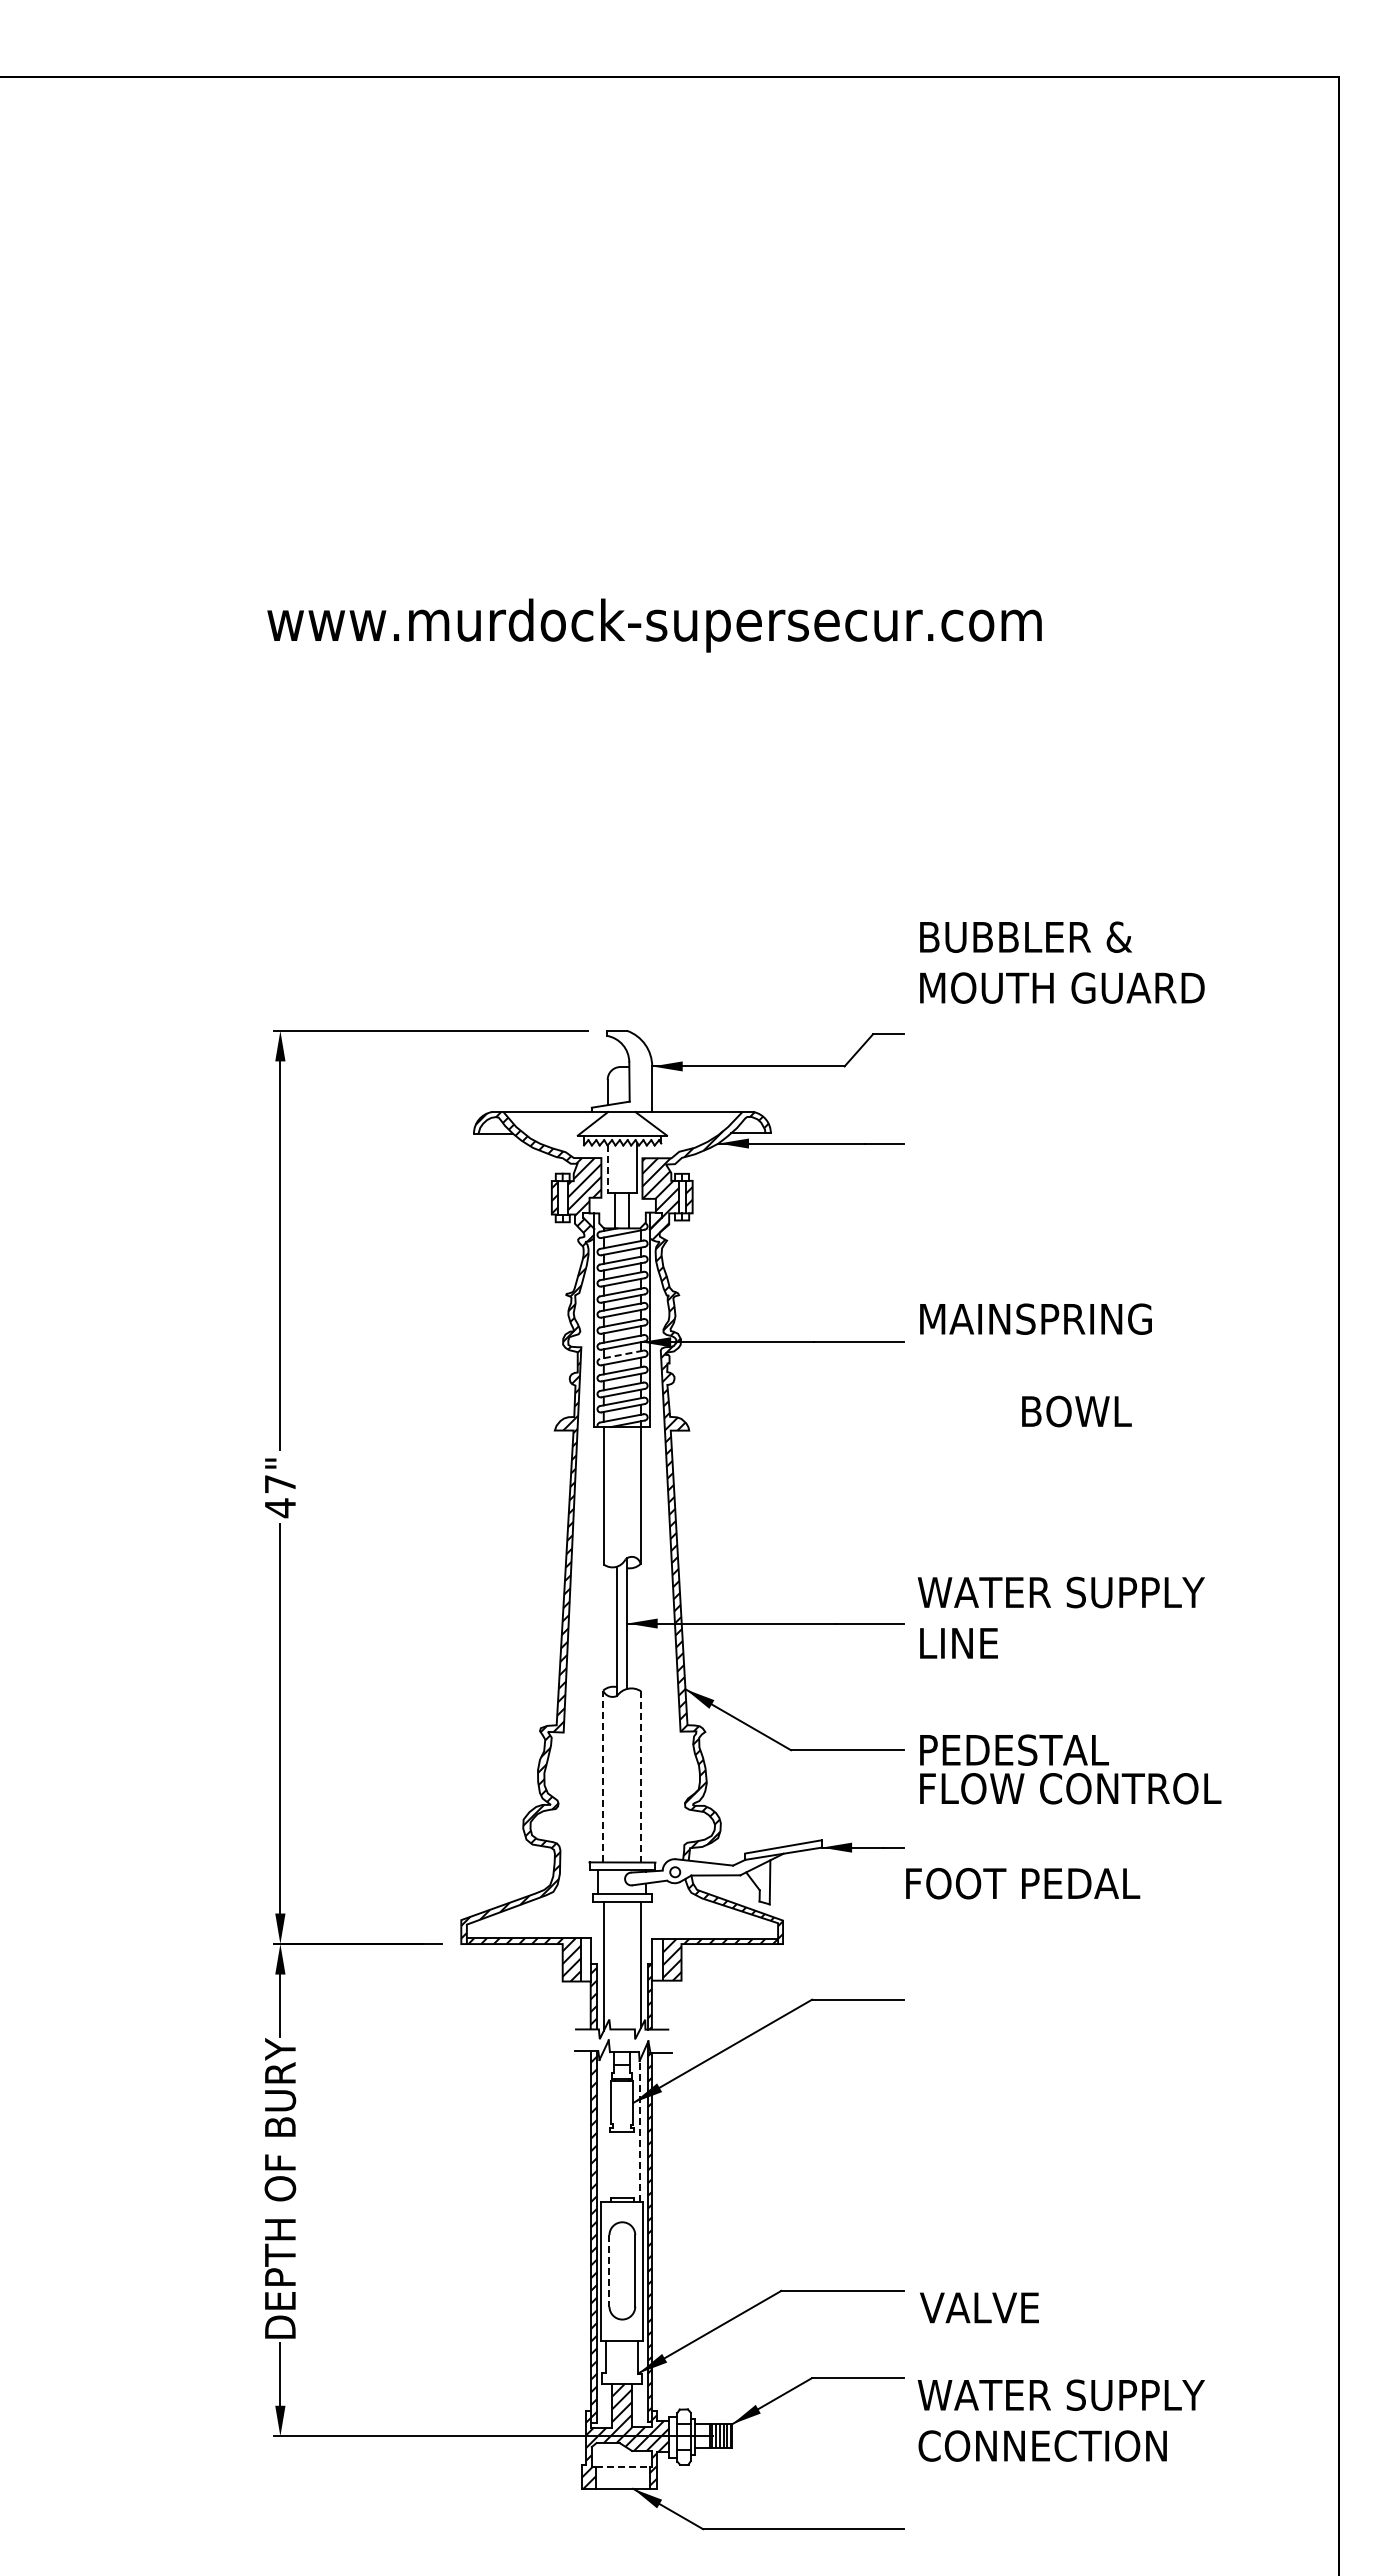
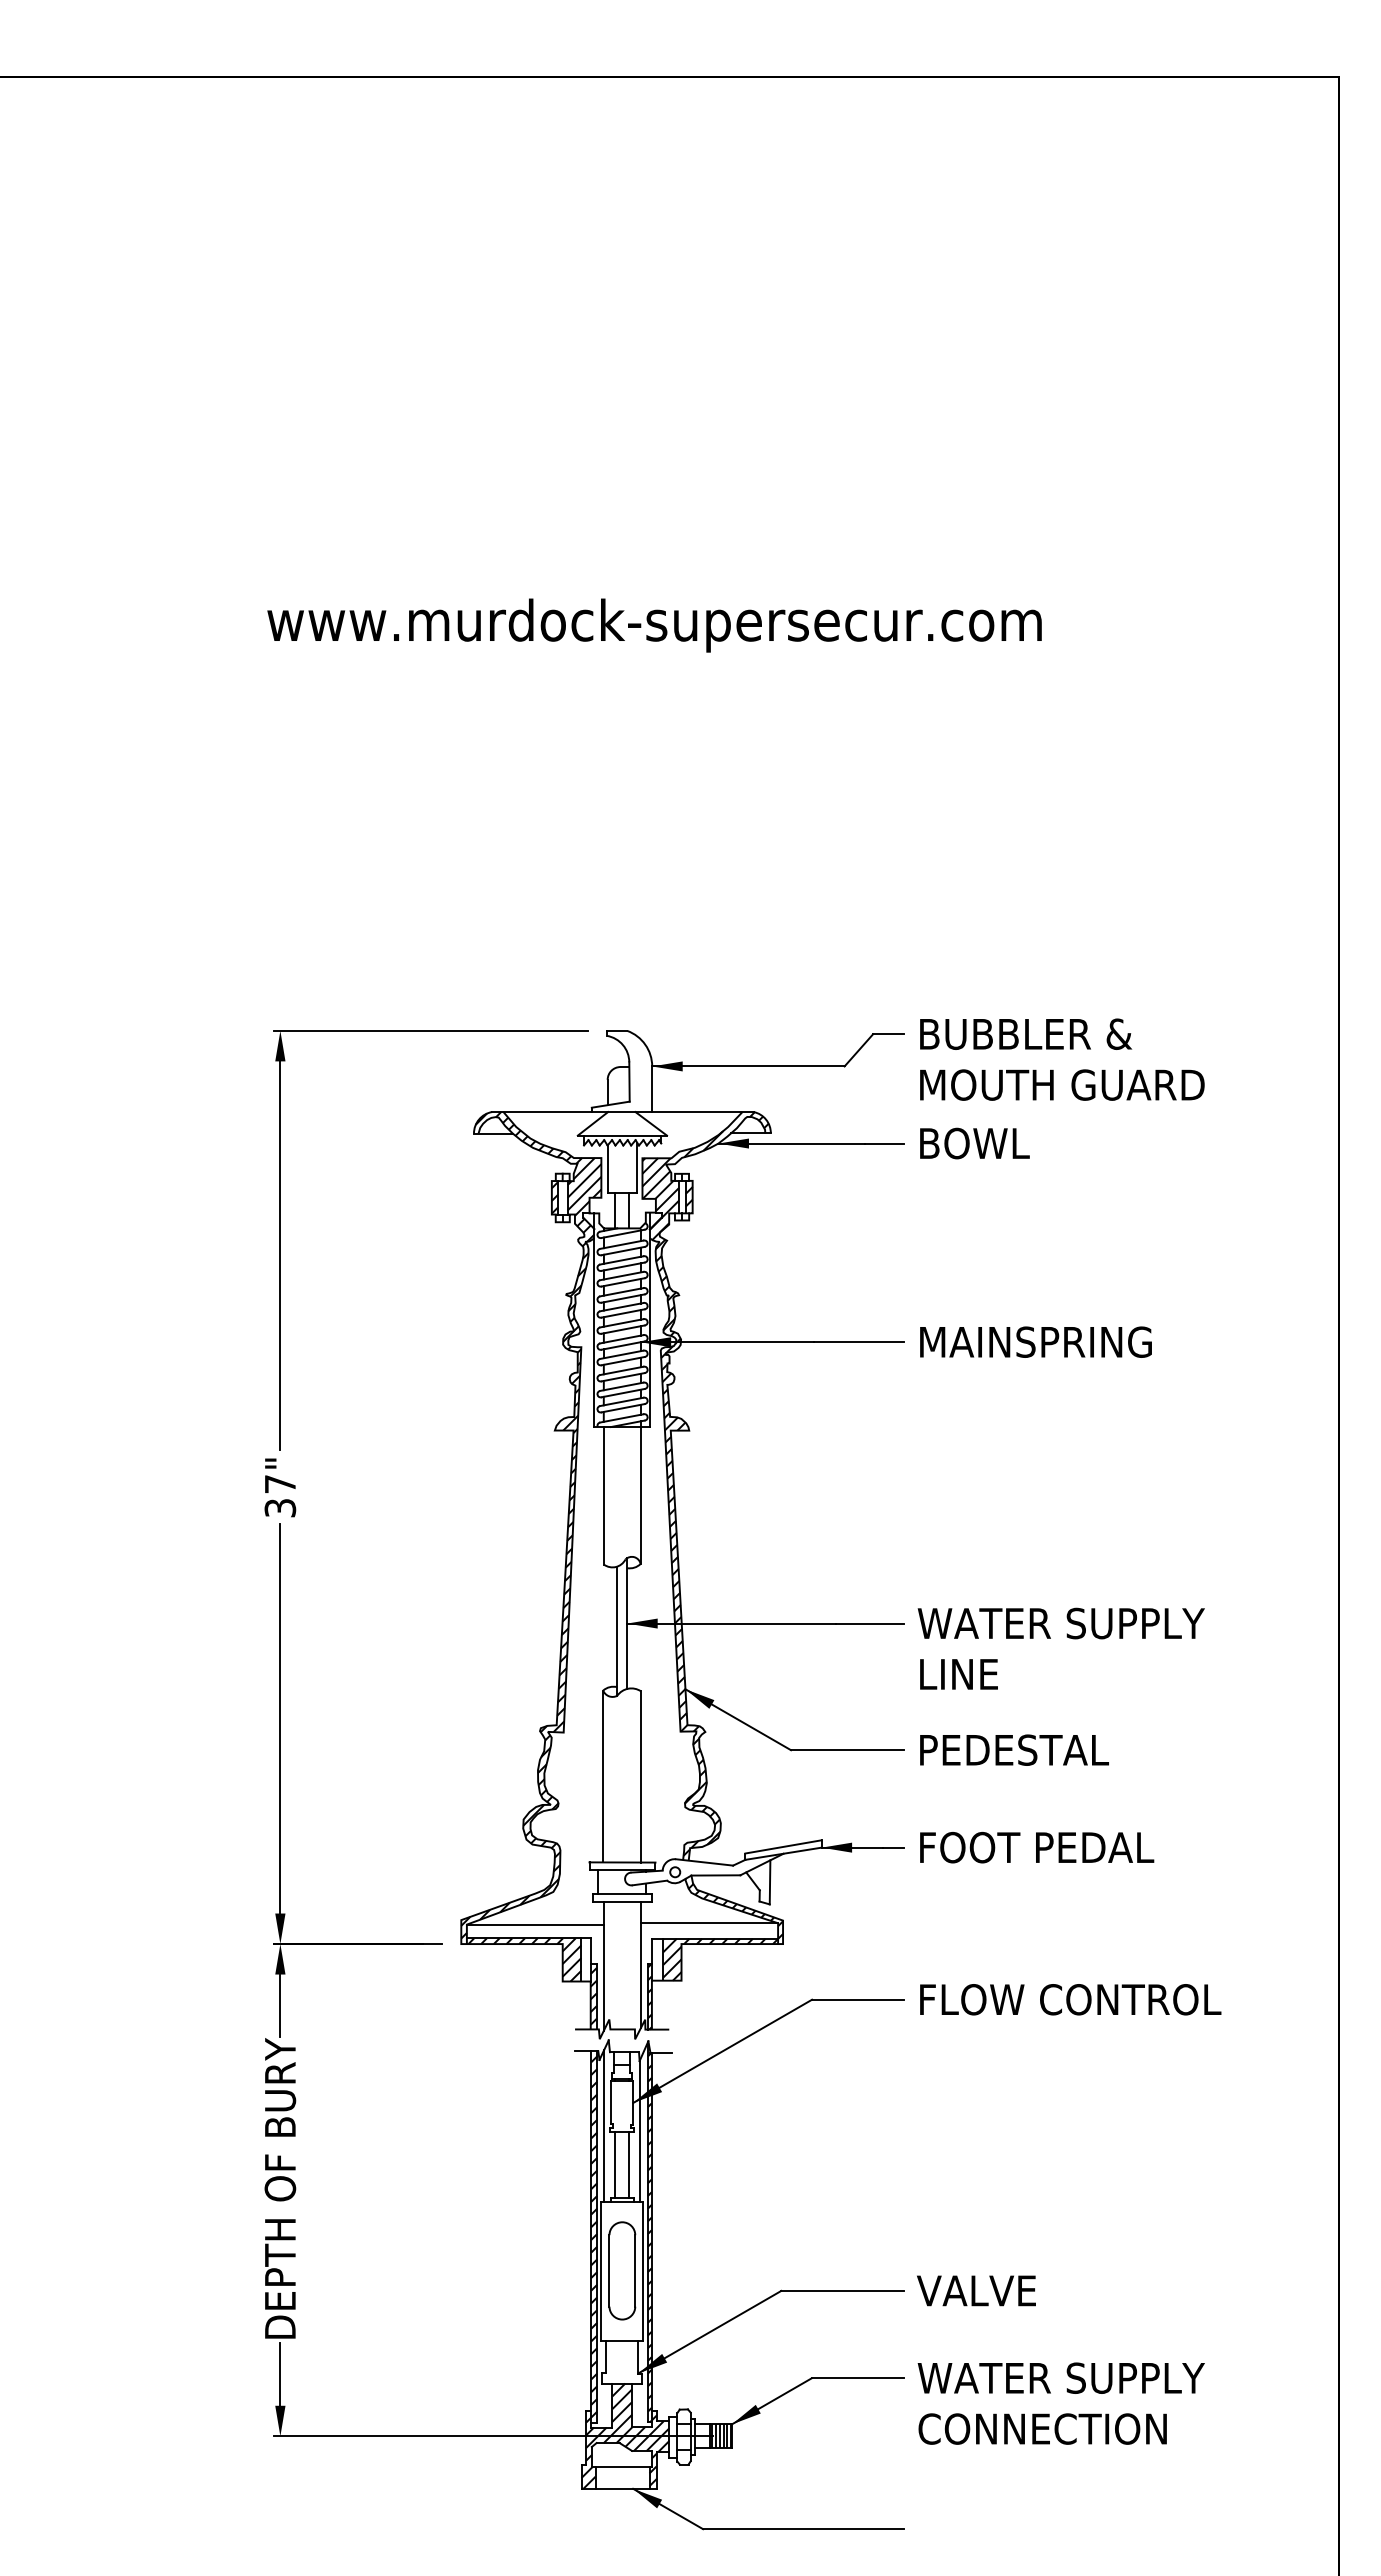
text position: (1062, 962) -> (1062, 1059) (1062, 1059)
line: dashed -> solid (607, 1169)
text position: (1035, 1318) -> (1035, 1341) (1035, 1341)
line: dashed -> solid (621, 1354)
text position: (1076, 1411) -> (974, 1143) (974, 1143)
text: 47" -> 37" (280, 1508)
text position: (1060, 1617) -> (1060, 1648) (1060, 1648)
line: dashed -> solid (603, 1776)
line: dashed -> solid (641, 1776)
text position: (1070, 1788) -> (1070, 1999) (1070, 1999)
text position: (1023, 1883) -> (1037, 1847) (1037, 1847)
line: none -> present (709, 1923)
line: none -> present (534, 1924)
line: none -> present (604, 2126)
line: dashed -> solid (639, 2130)
line: none -> present (615, 2164)
line: none -> present (629, 2164)
line: dashed -> solid (609, 2270)
text position: (979, 2307) -> (976, 2290) (976, 2290)
text position: (1060, 2420) -> (1060, 2403) (1060, 2403)
line: dashed -> solid (622, 2466)
